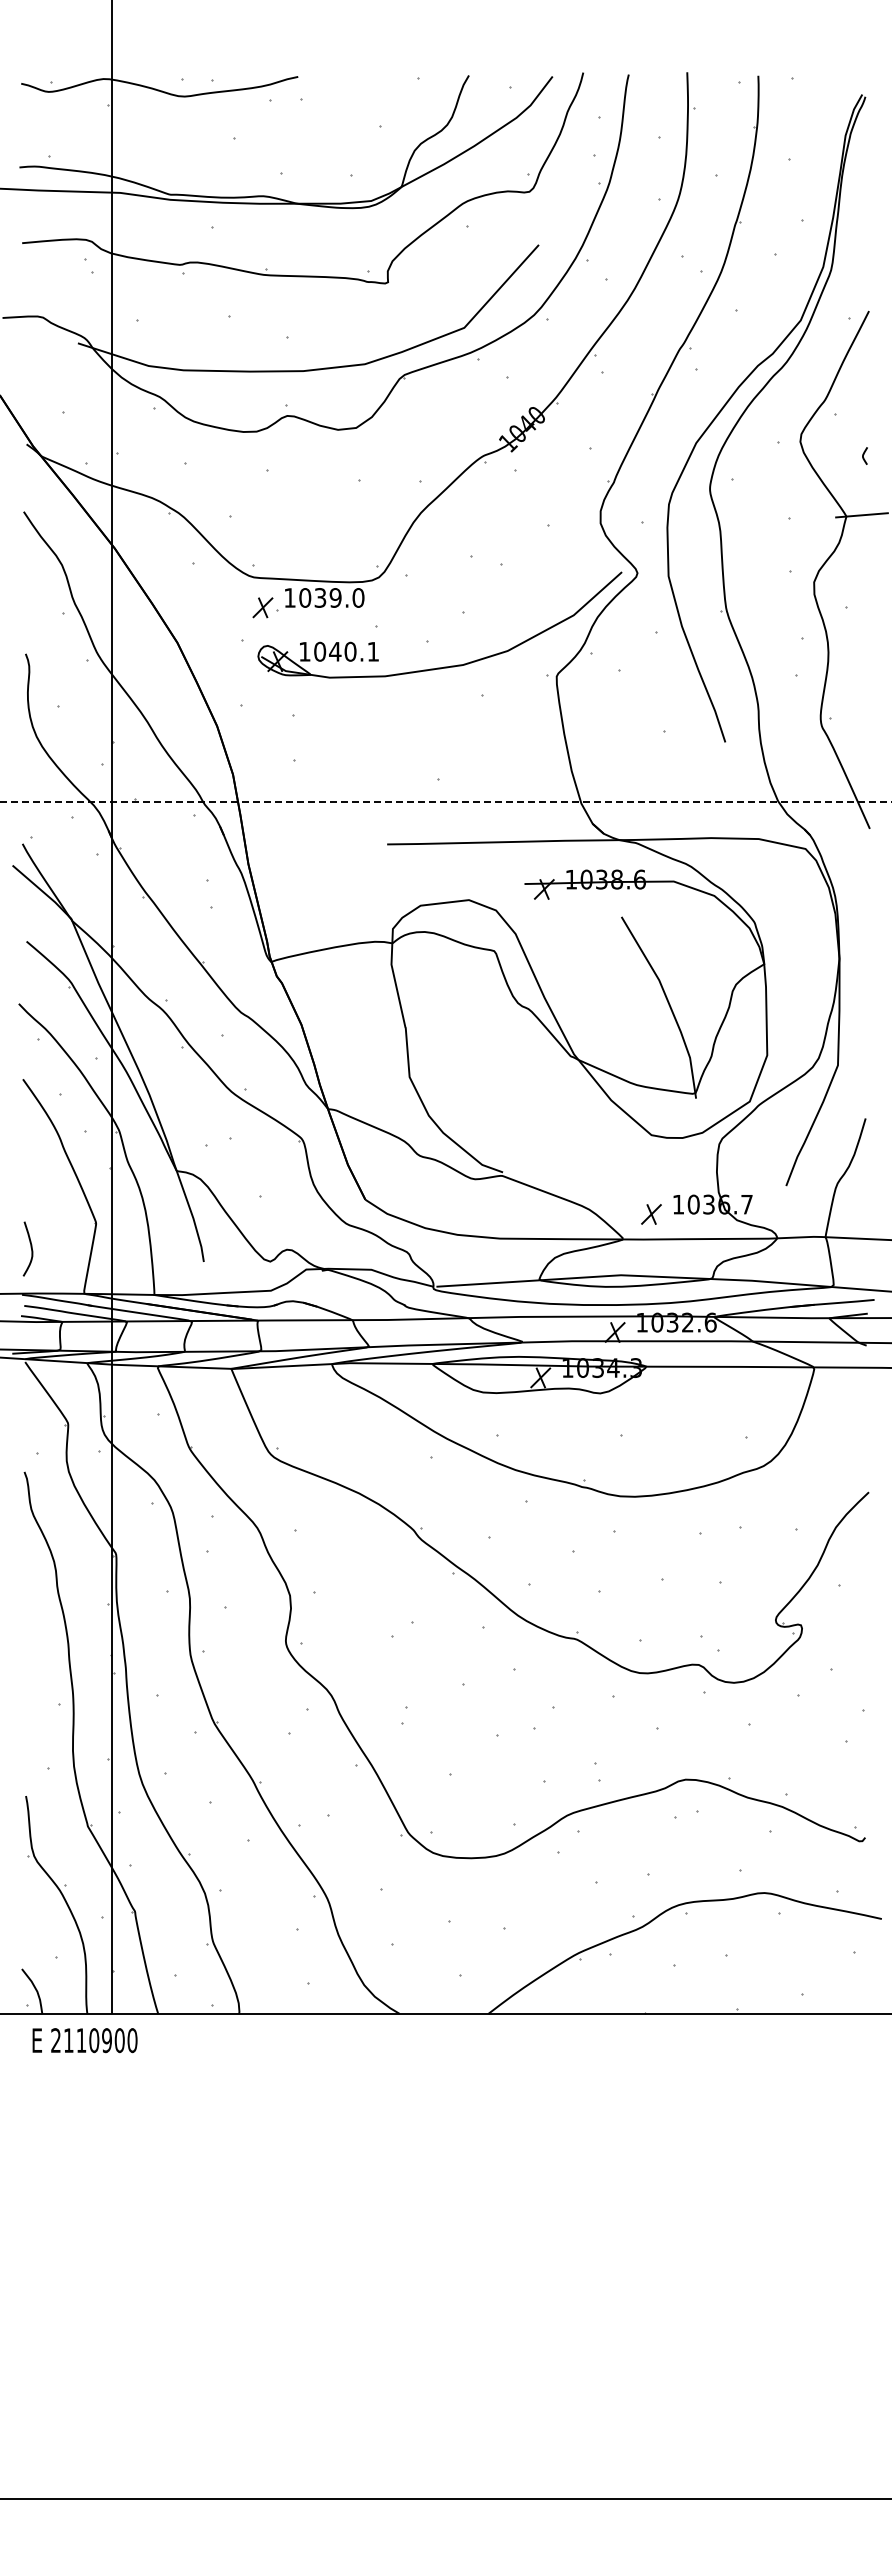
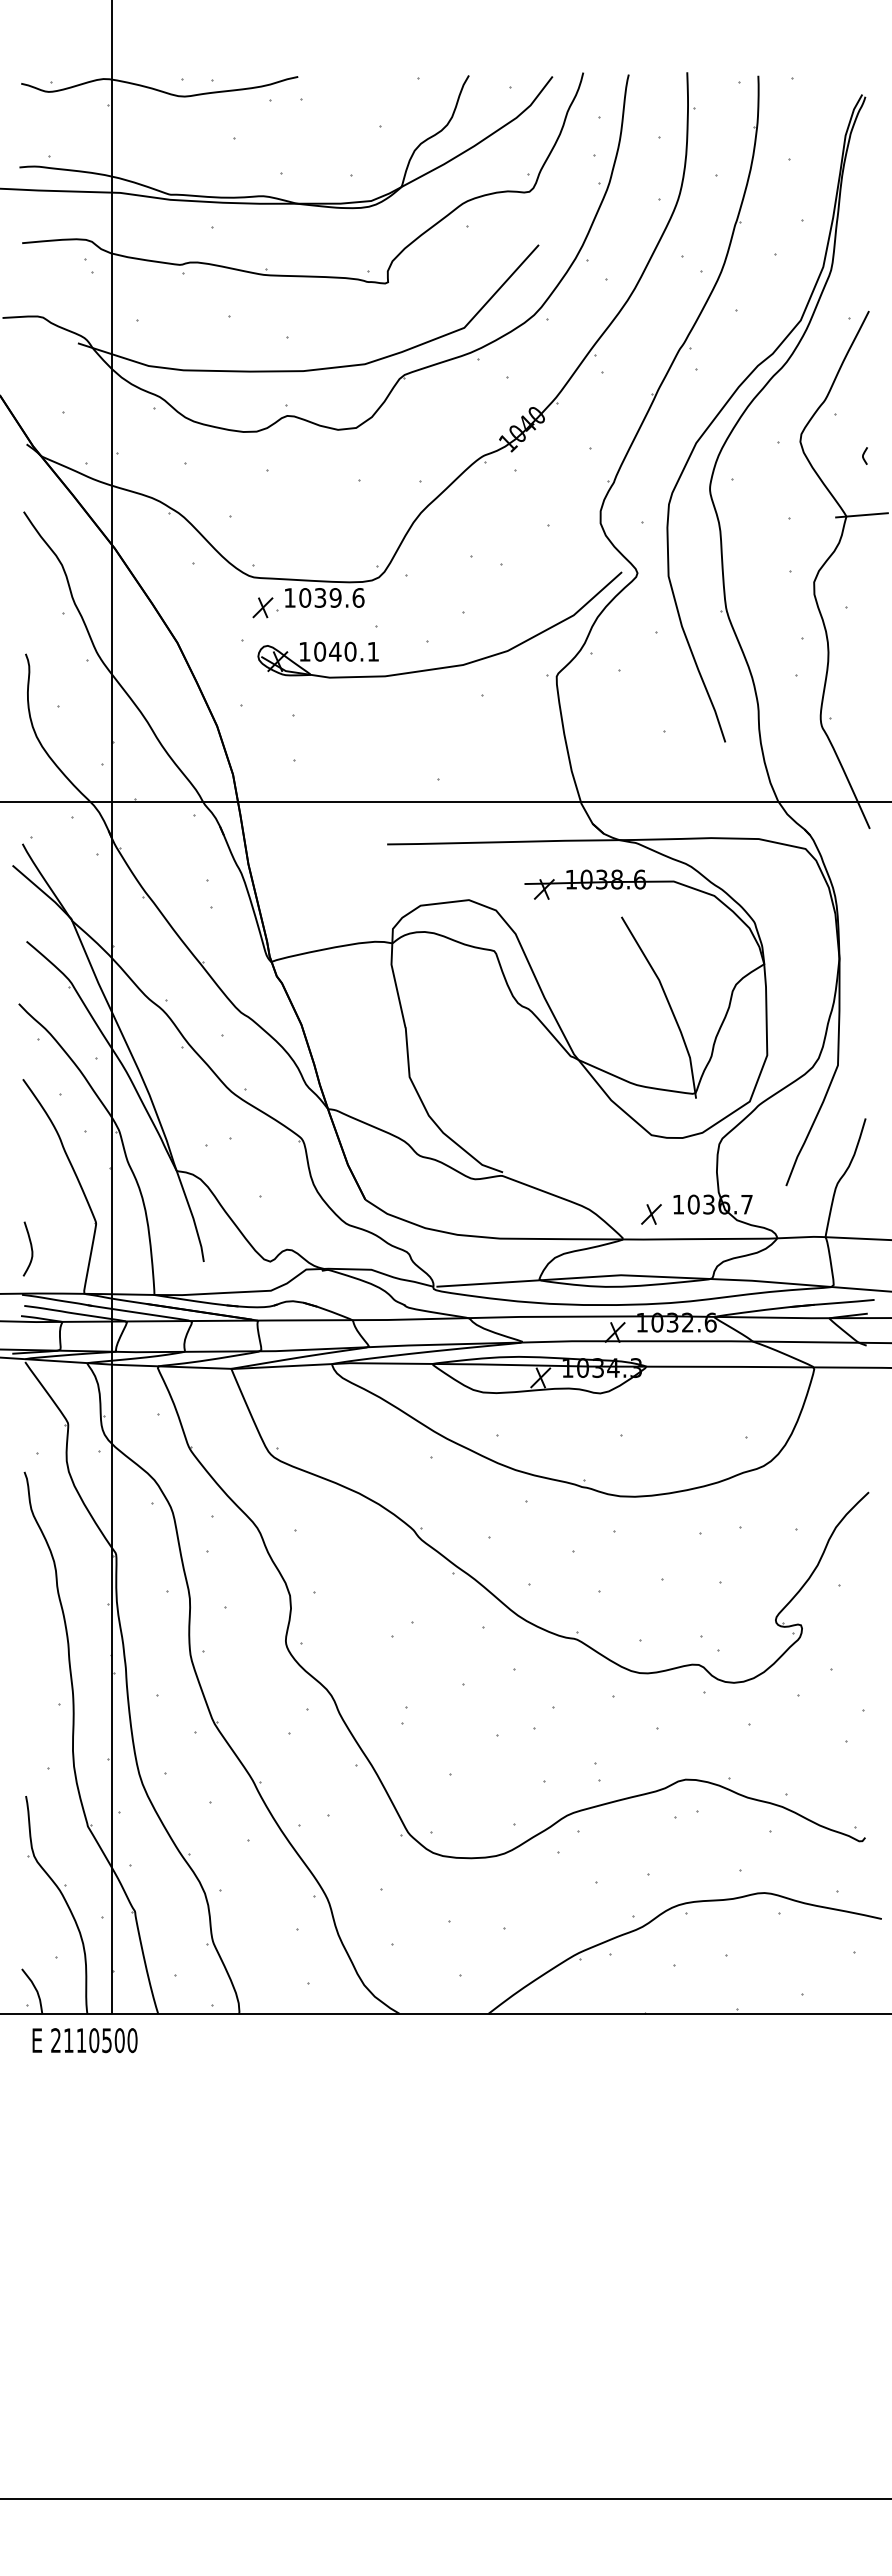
text: 1039.0 -> 1039.6 (358, 597)
line: dashed -> solid (446, 801)
text: 2110900 -> 2110500 (106, 2040)
